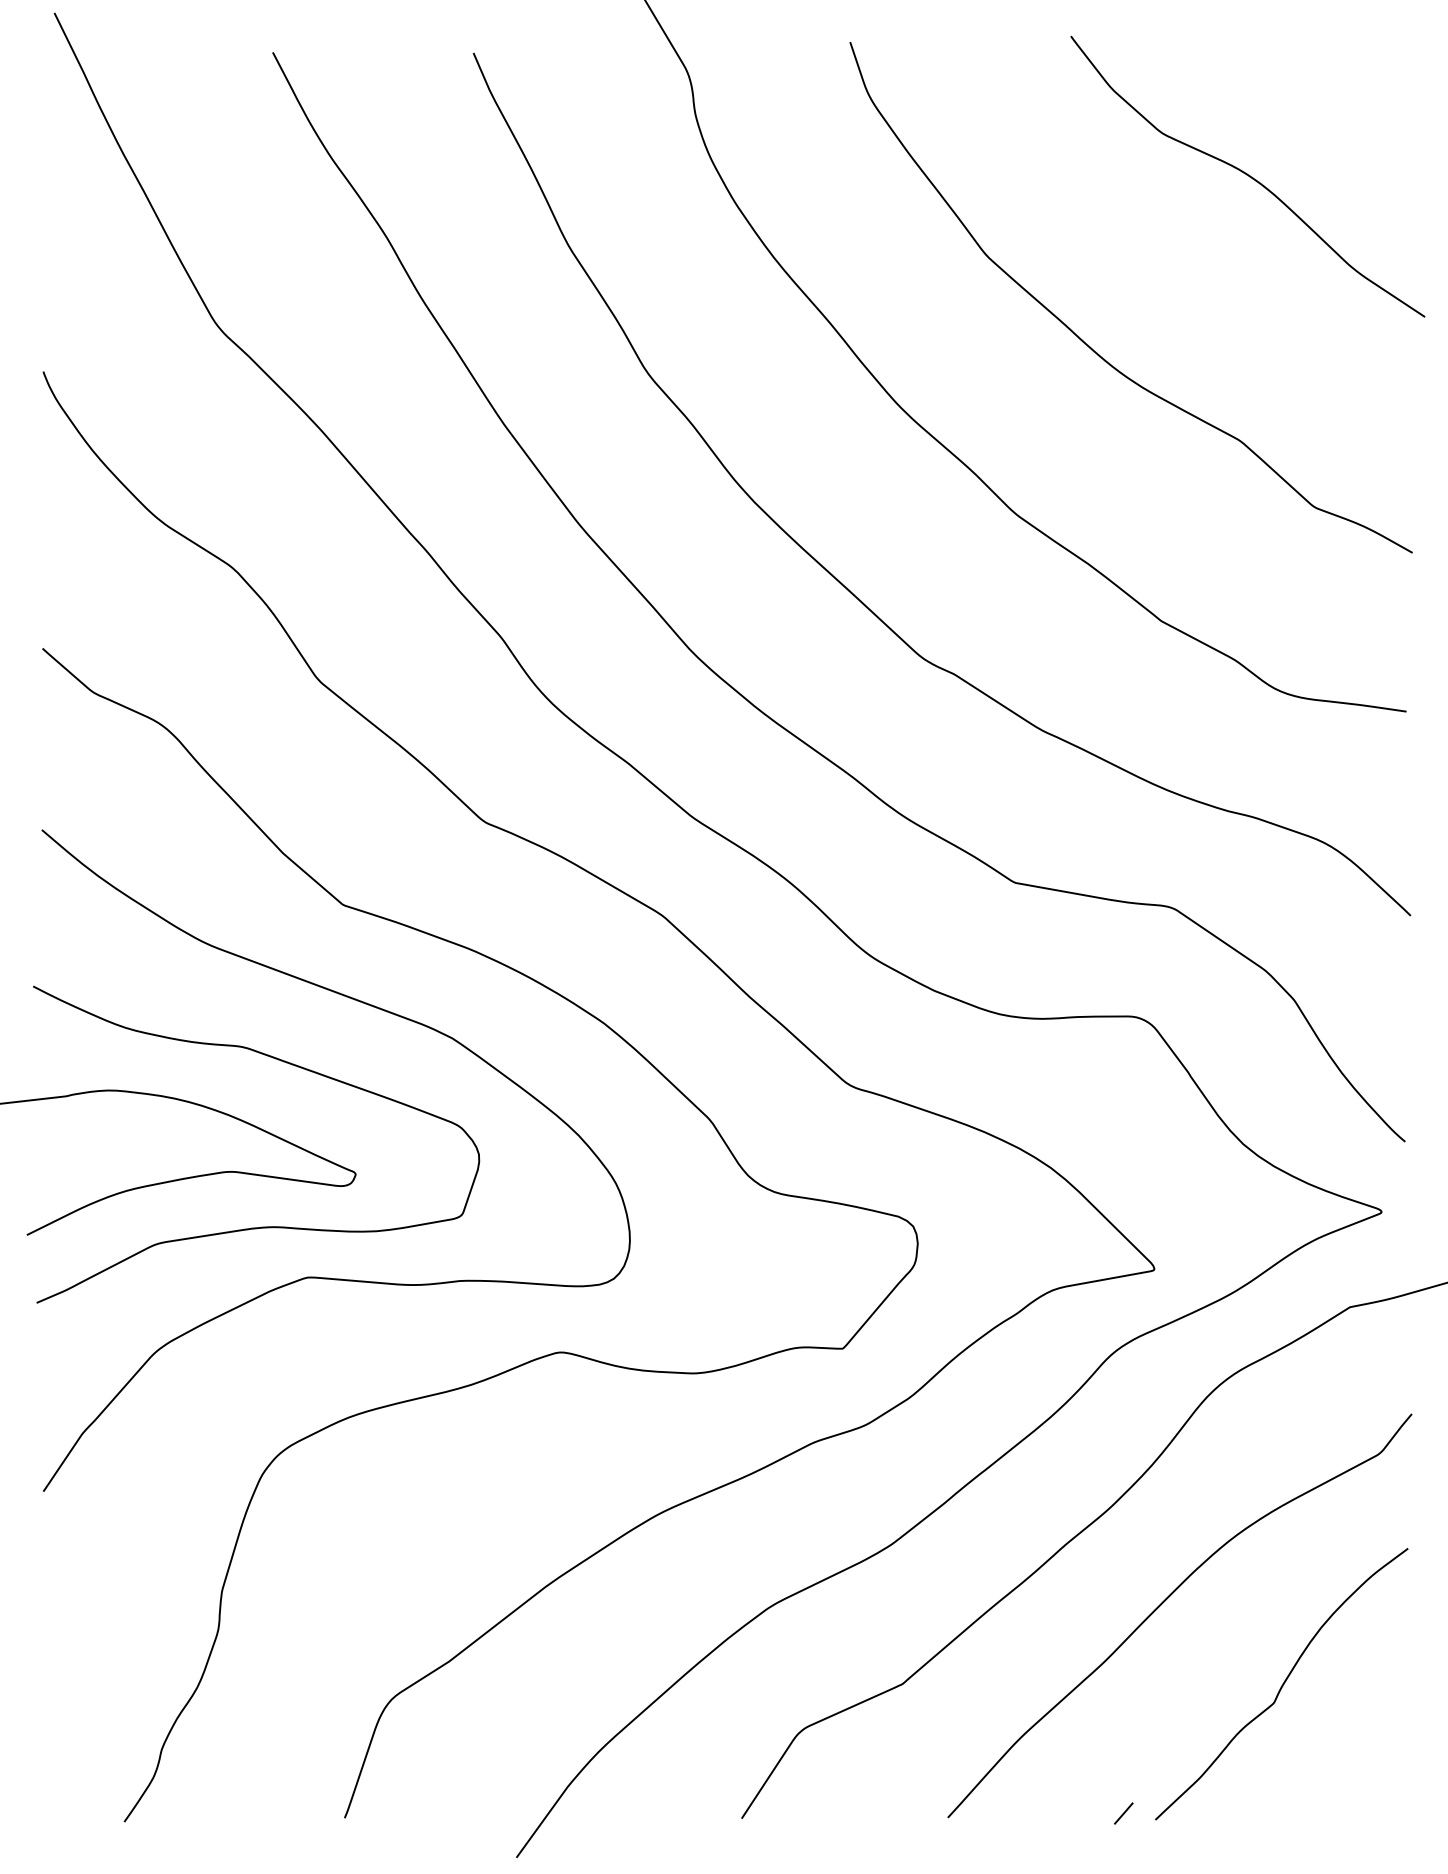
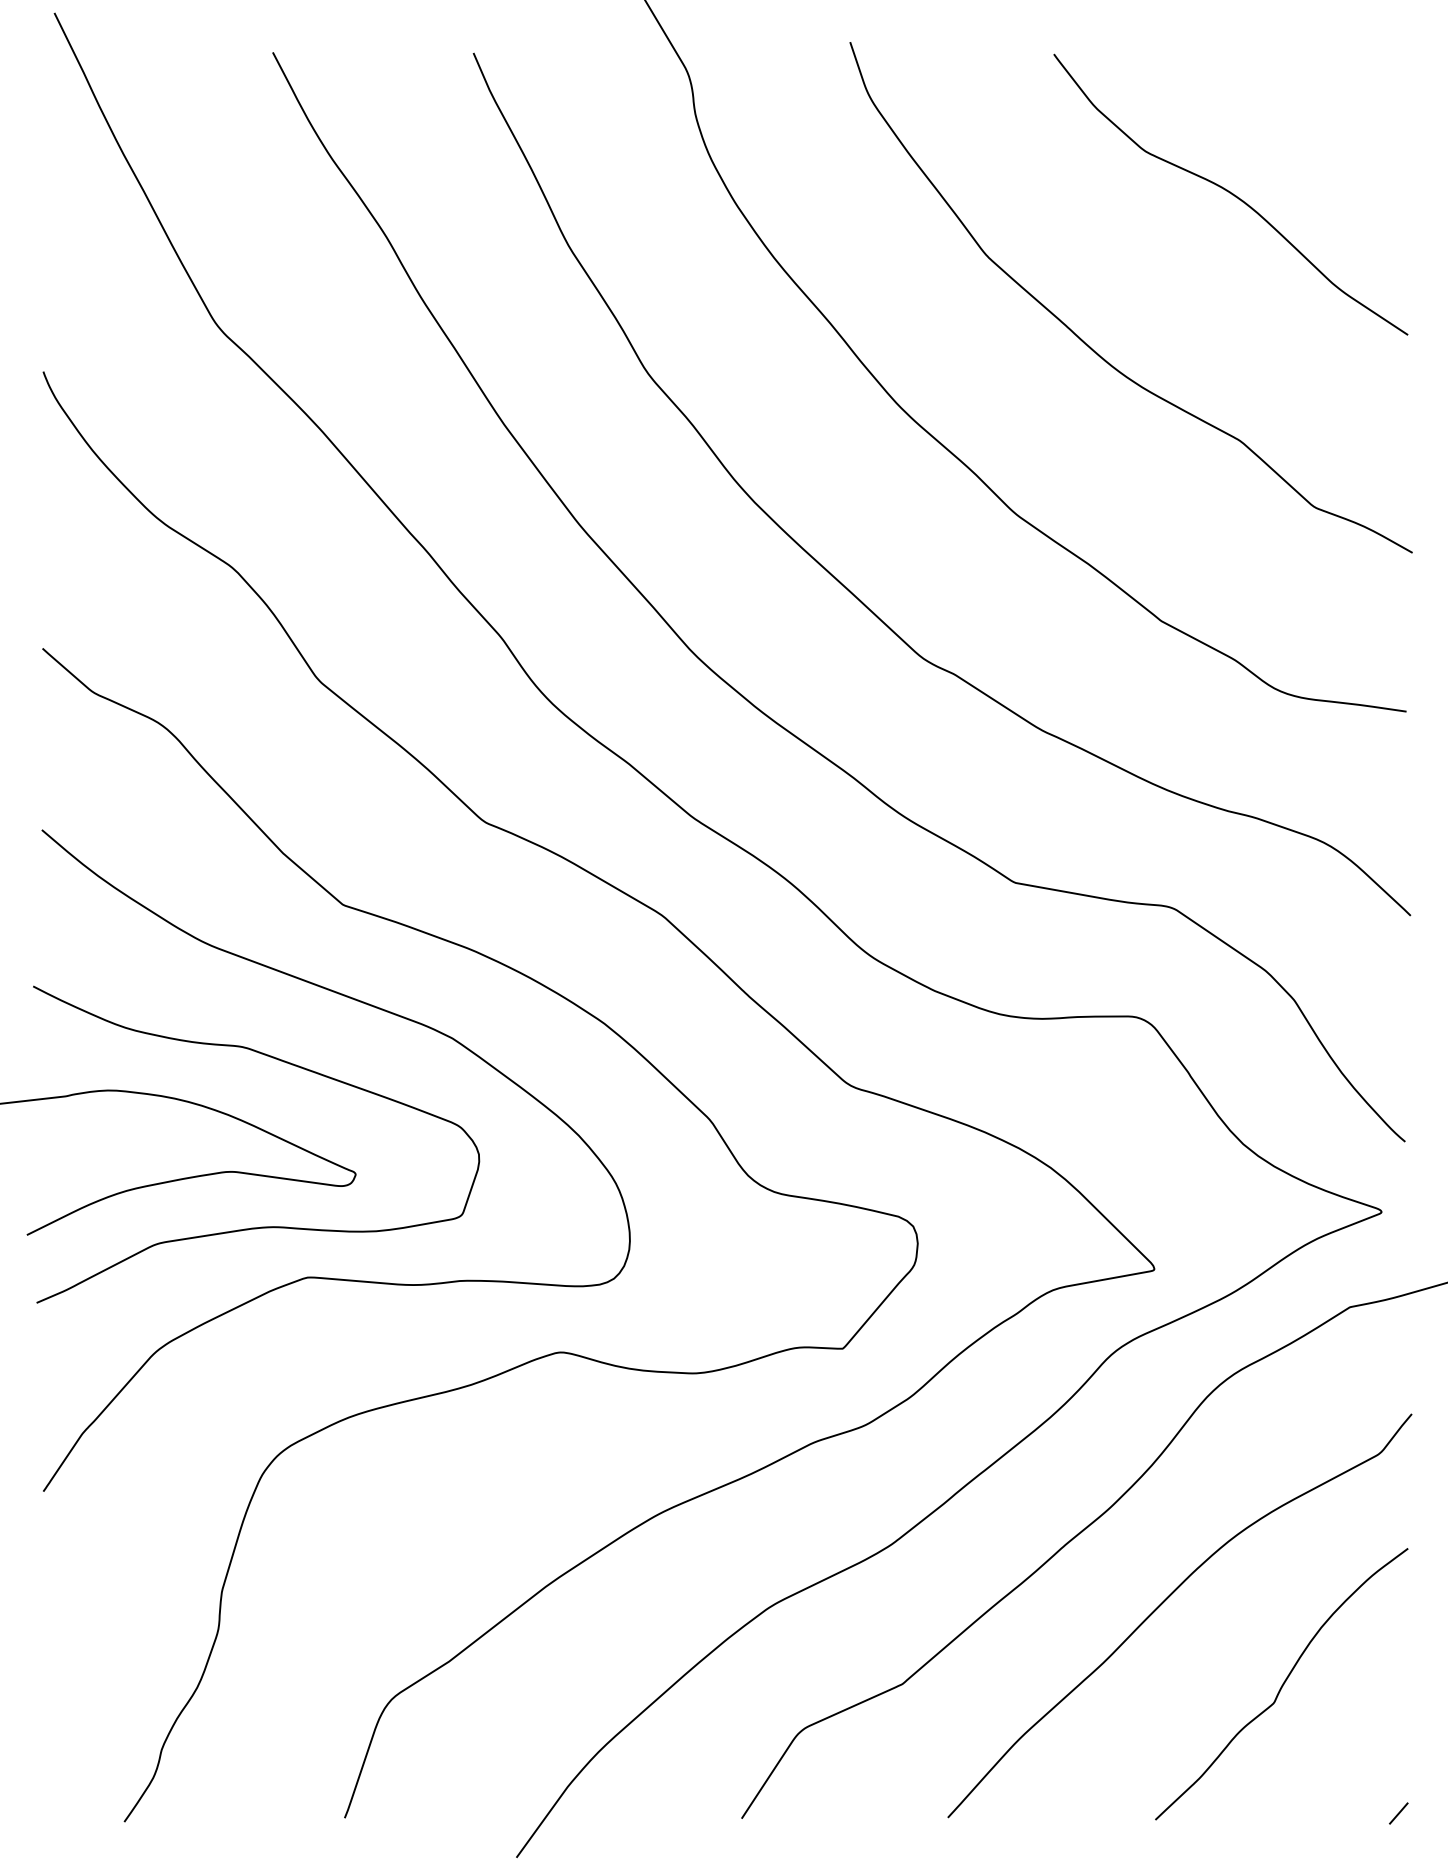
curve position: (1247, 175) -> (1230, 193) (1230, 193)
line position: (1123, 1813) -> (1398, 1813) (1398, 1813)
